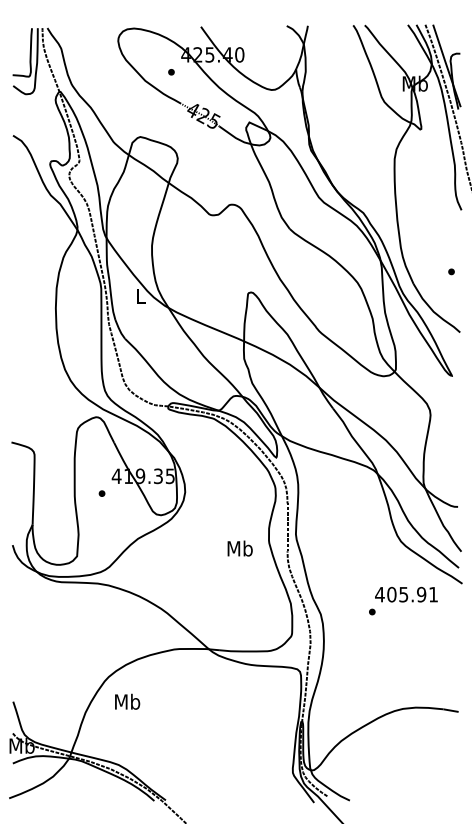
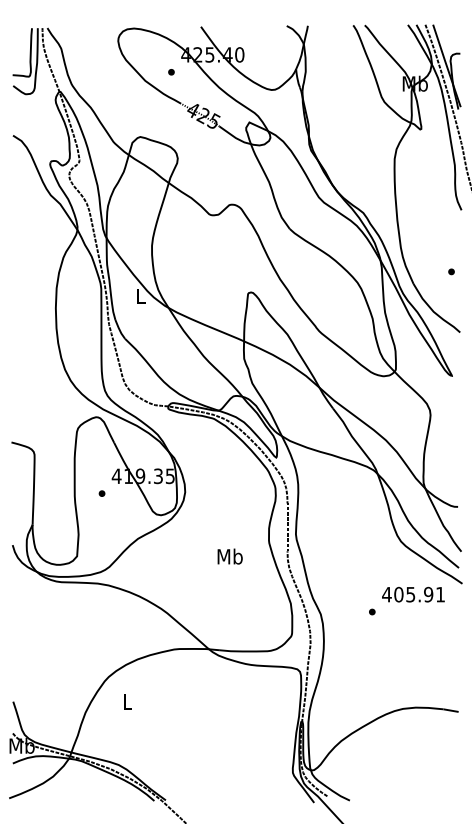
text position: (239, 548) -> (229, 556) (229, 556)
text position: (406, 594) -> (413, 594) (413, 594)
text: Mb -> L (127, 701)
